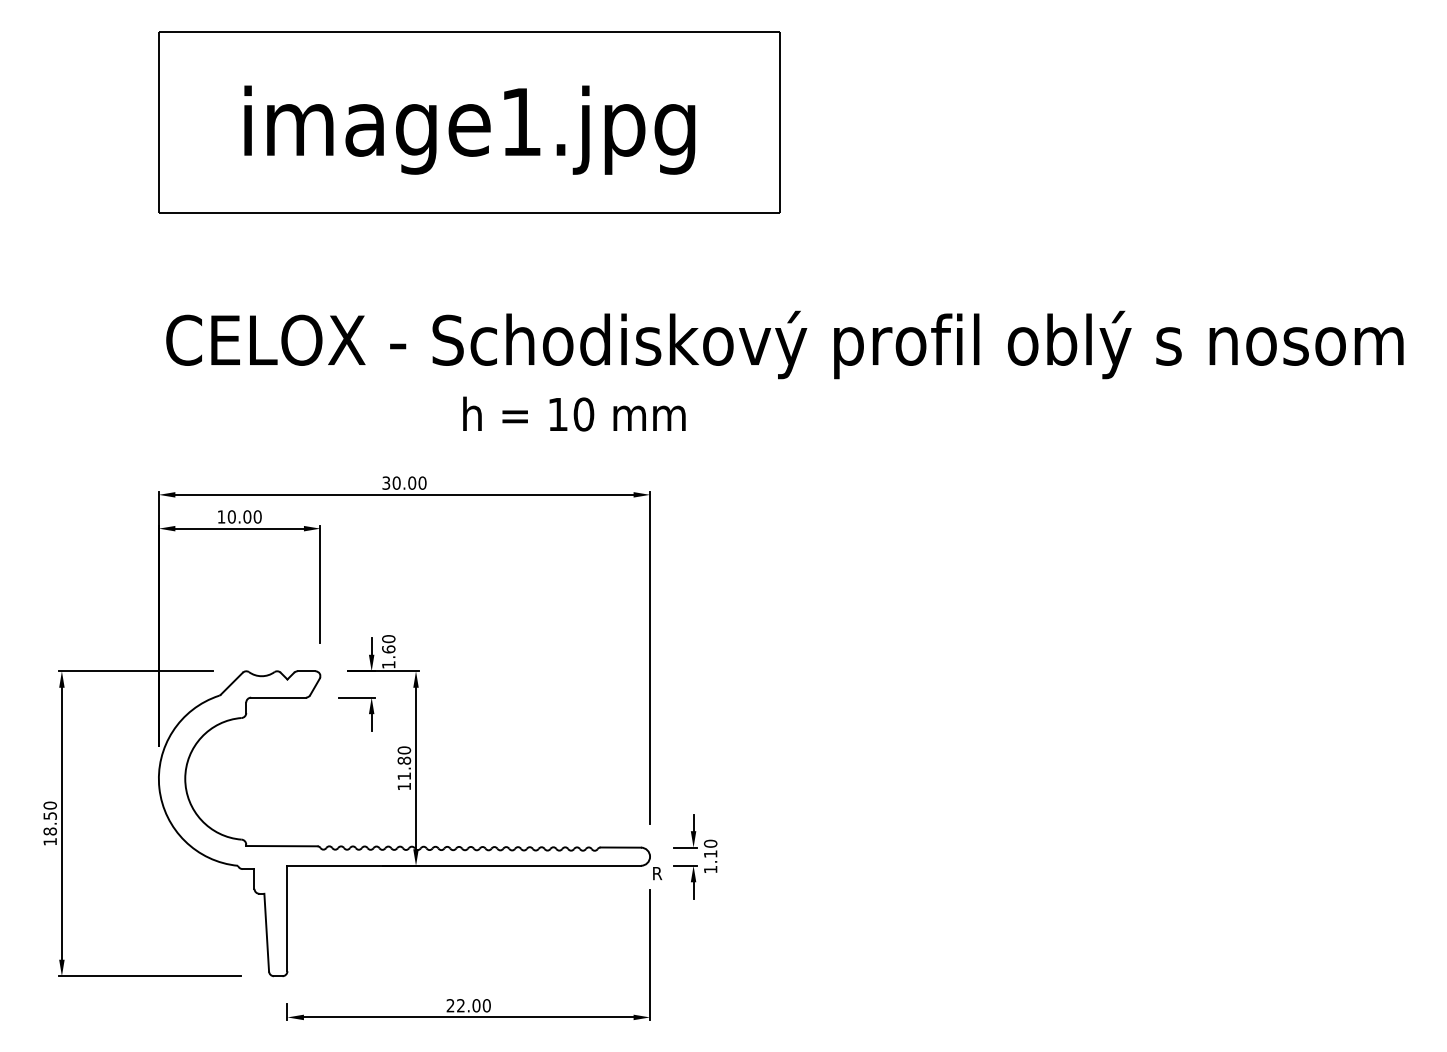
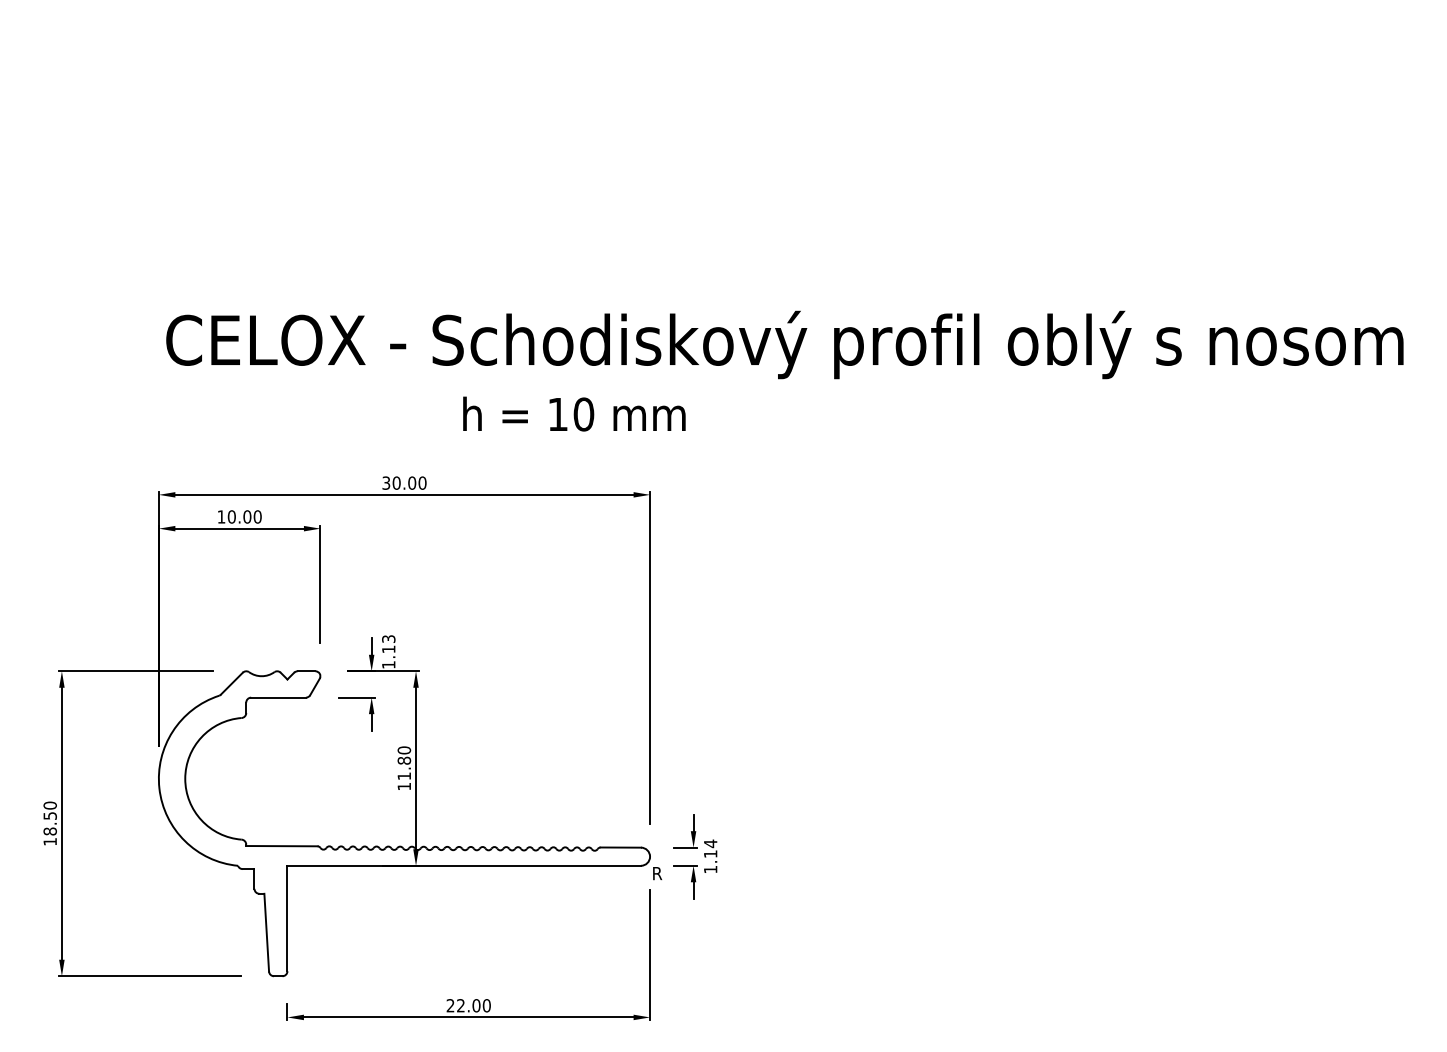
part: present -> none (469, 122)
text: 1.60 -> 1.13 (388, 644)
text: 1.10 -> 1.14 (710, 843)
